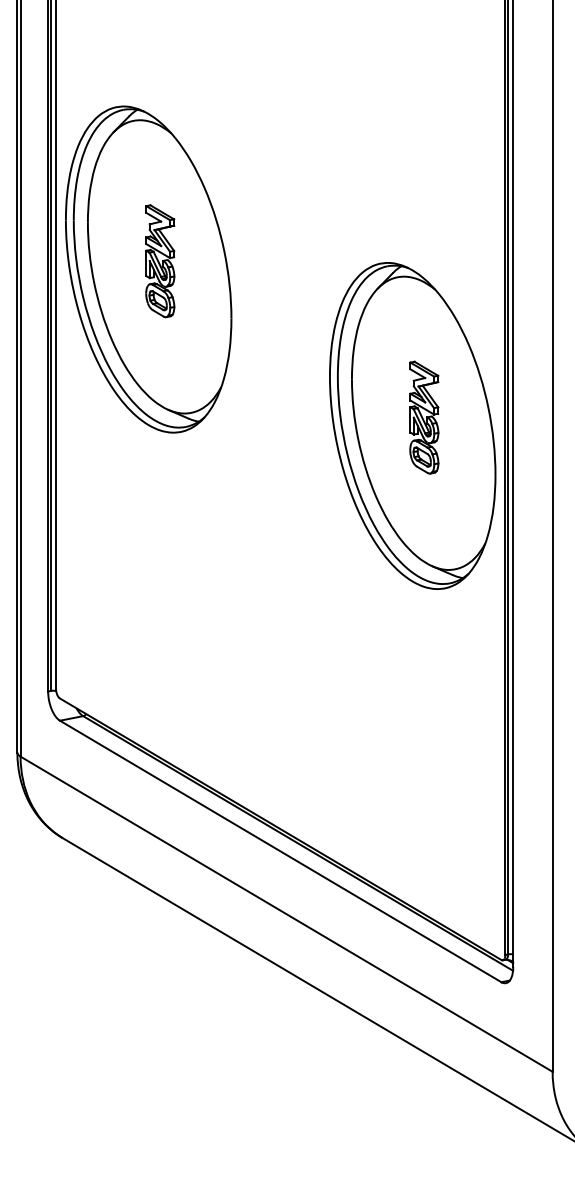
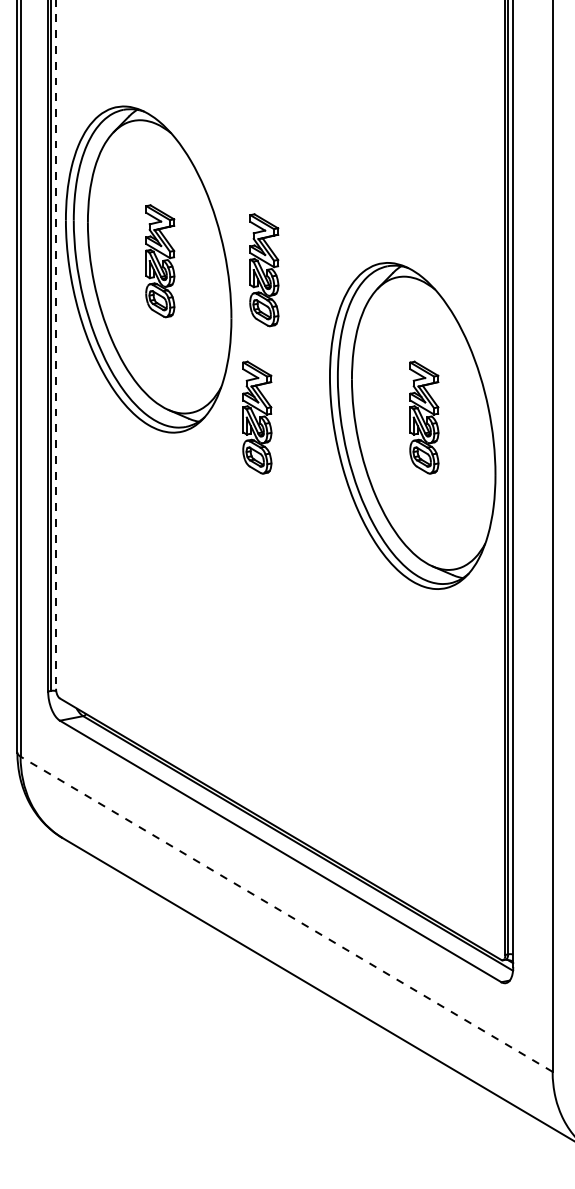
part: none -> present (264, 270)
line: solid -> dashed (56, 344)
part: none -> present (257, 417)
line: solid -> dashed (286, 913)
